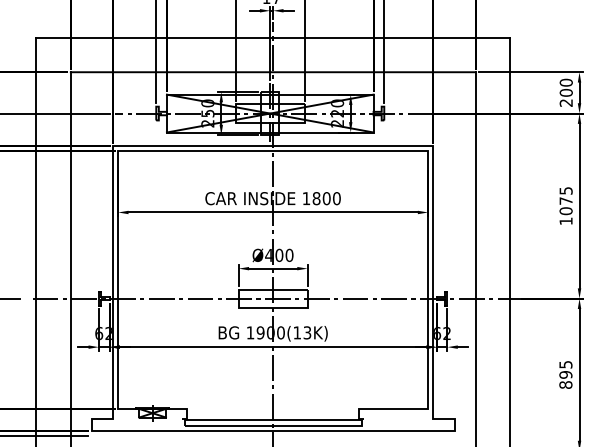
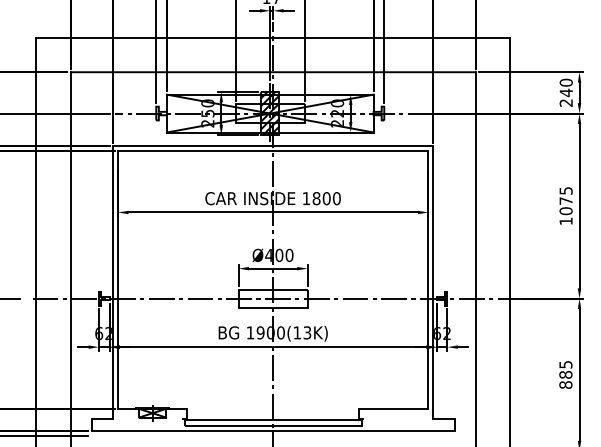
text: 200 -> 240 (565, 92)
hatch: none -> present (270, 113)
text: 895 -> 885 (565, 374)
